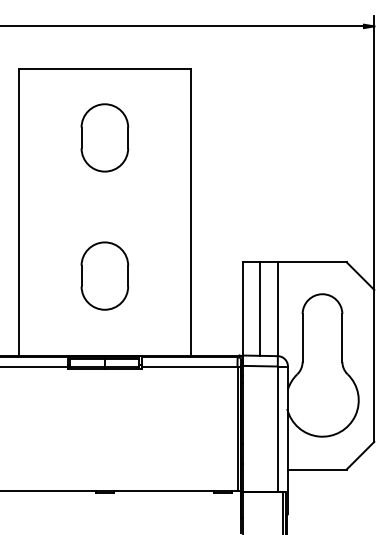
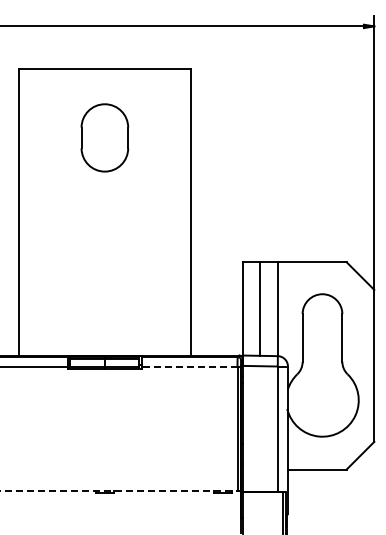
part: present -> none (104, 275)
line: solid -> dashed (189, 367)
line: solid -> dashed (118, 491)
